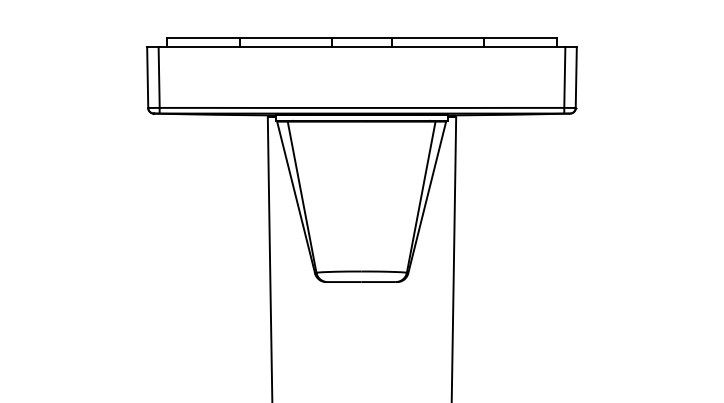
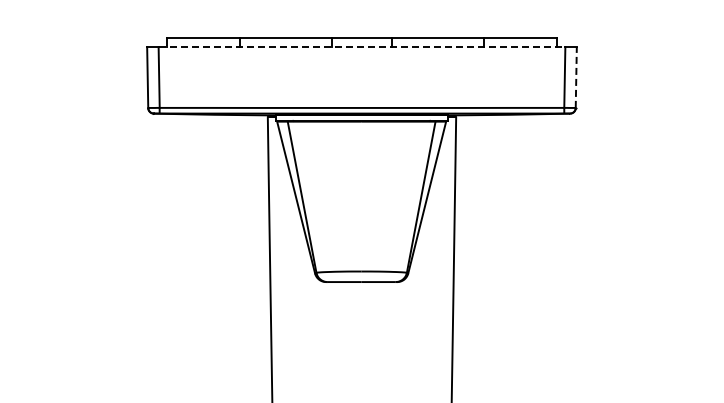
line: solid -> dashed (362, 47)
line: solid -> dashed (576, 76)
